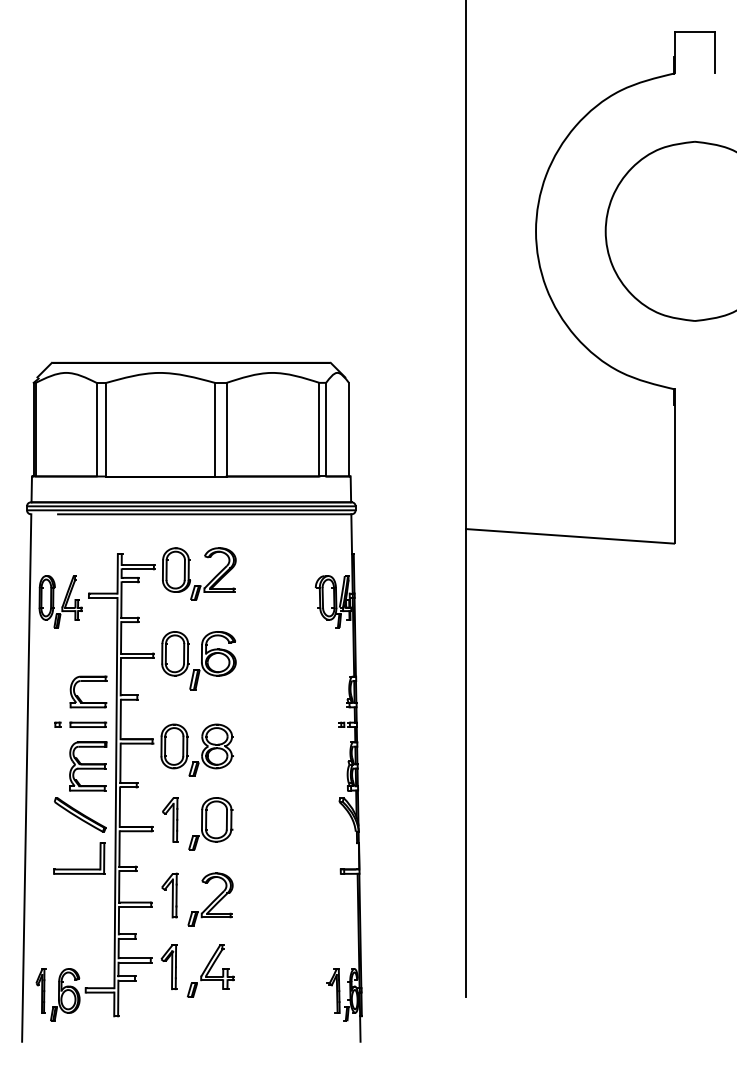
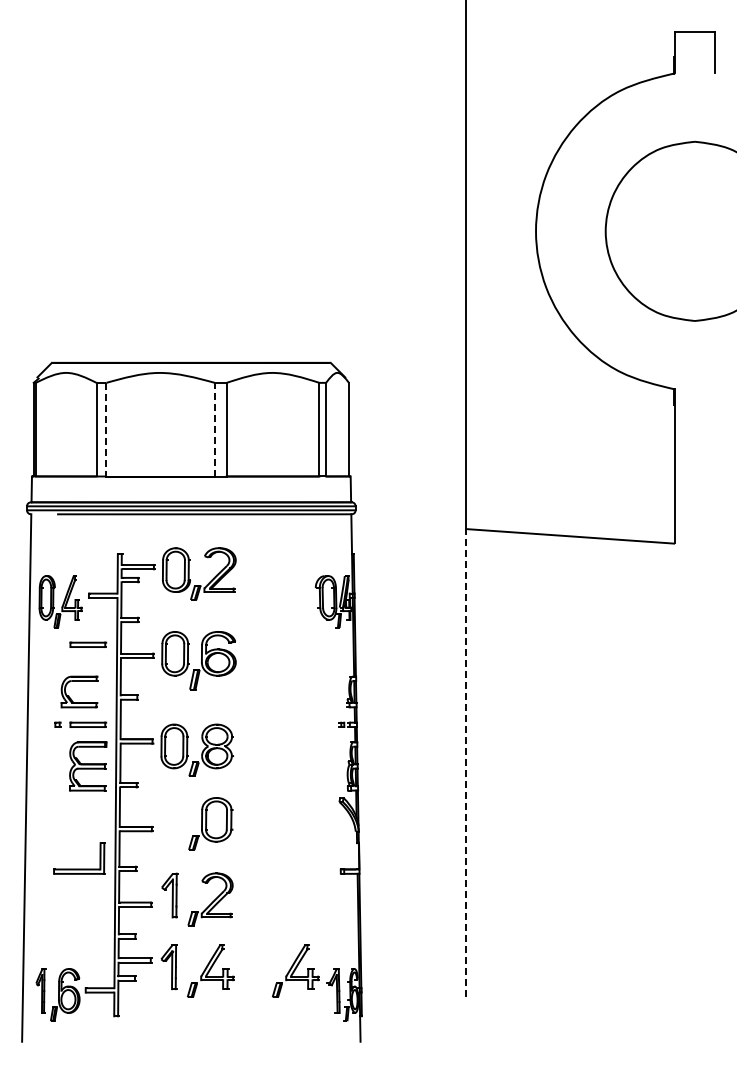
line: solid -> dashed (106, 429)
line: solid -> dashed (214, 429)
part: none -> present (88, 644)
part position: (88, 681) -> (79, 681) (79, 681)
line: solid -> dashed (466, 762)
part: present -> none (80, 814)
part: present -> none (170, 819)
part: none -> present (295, 970)
